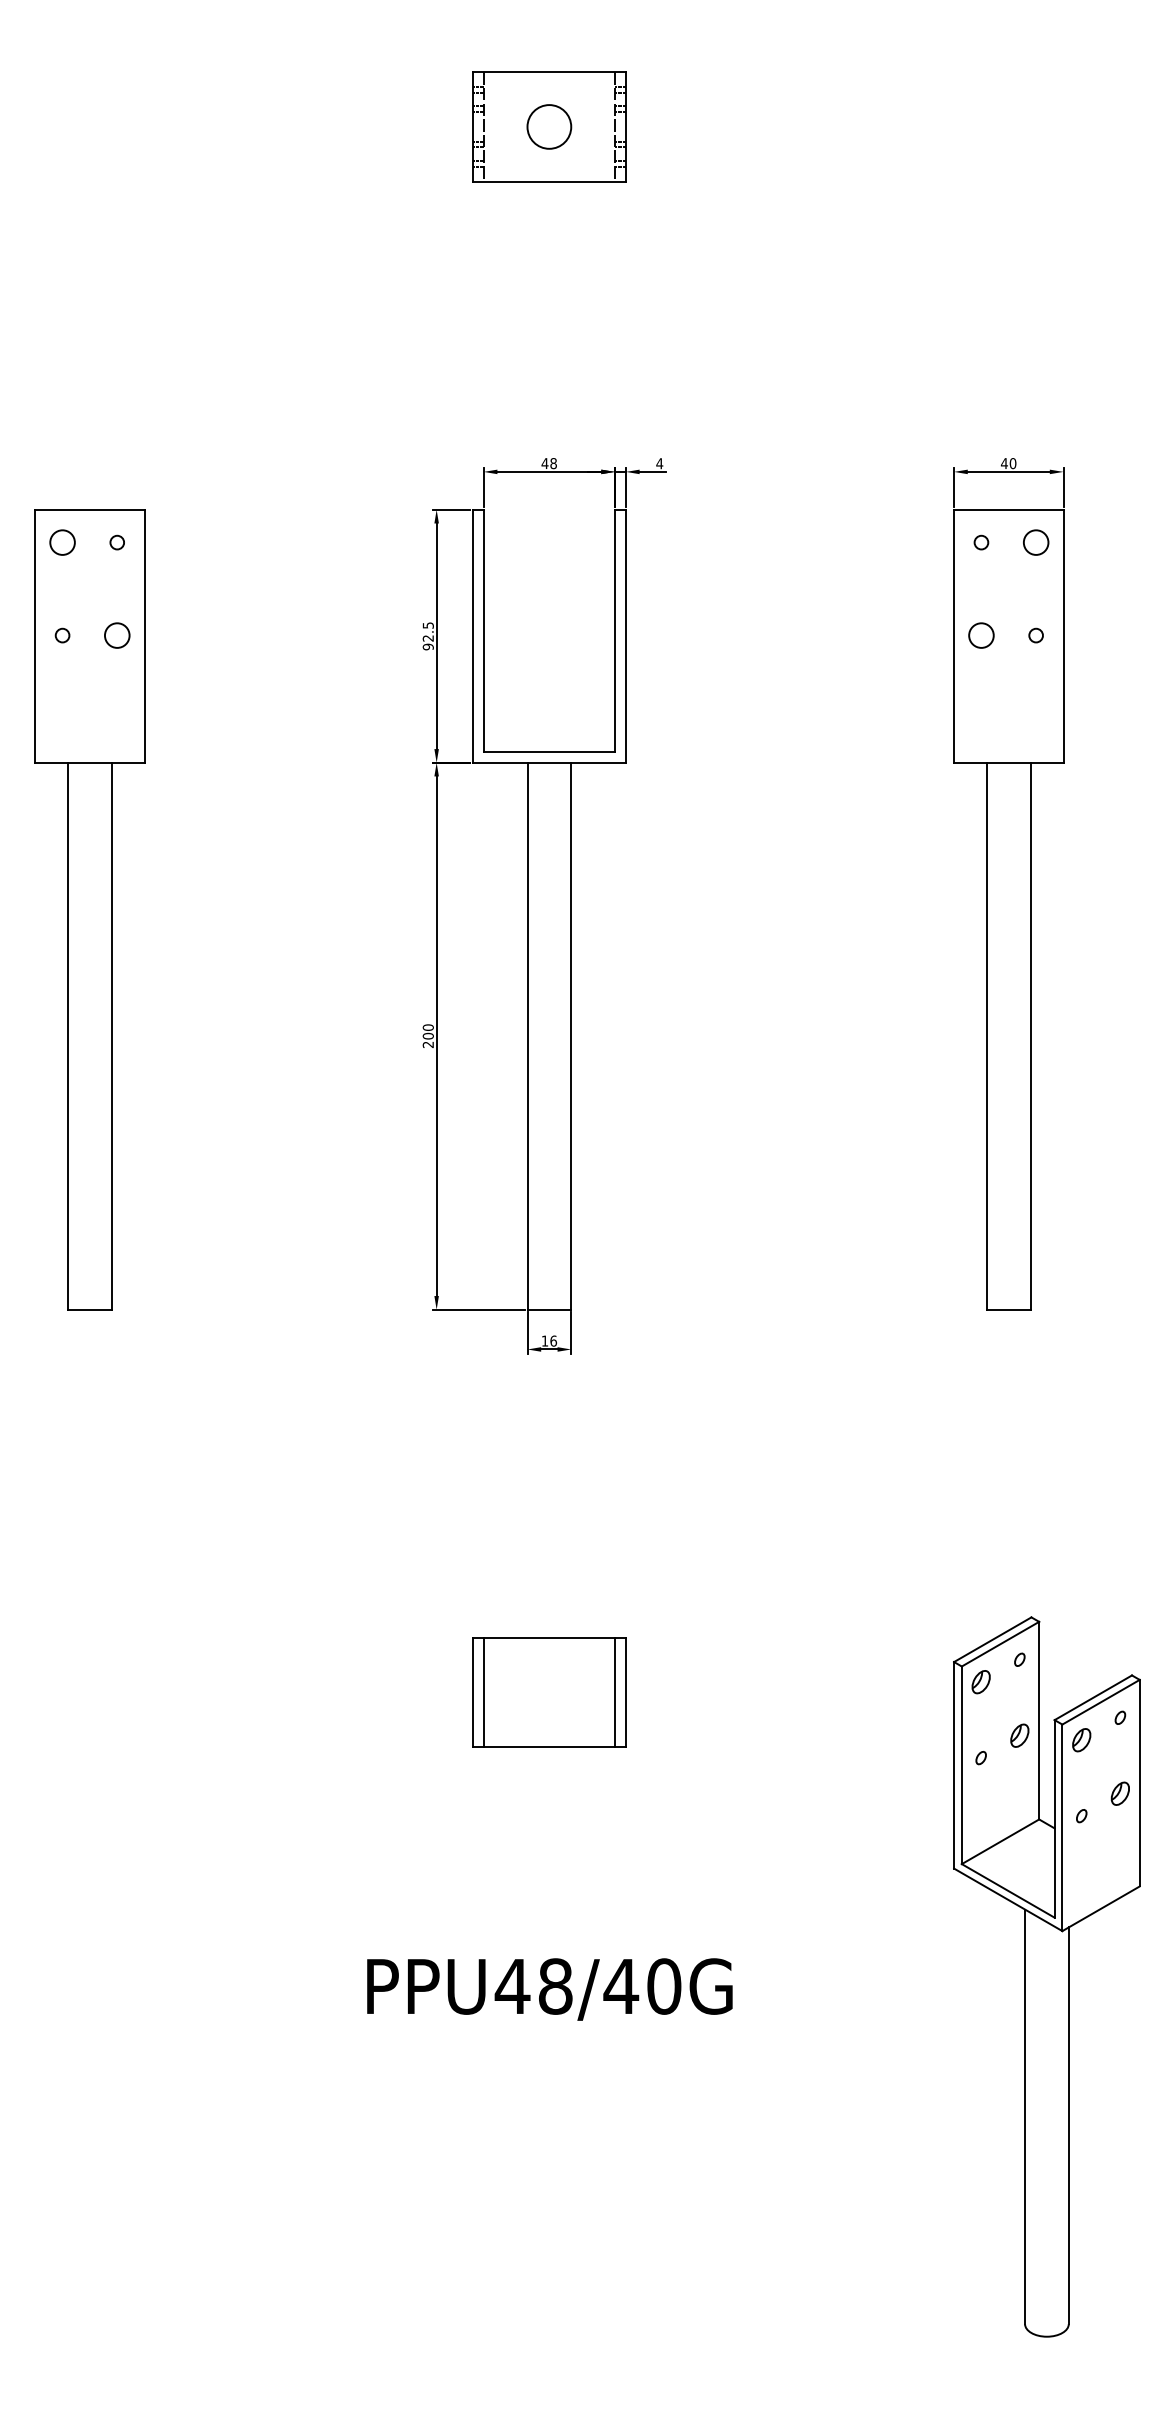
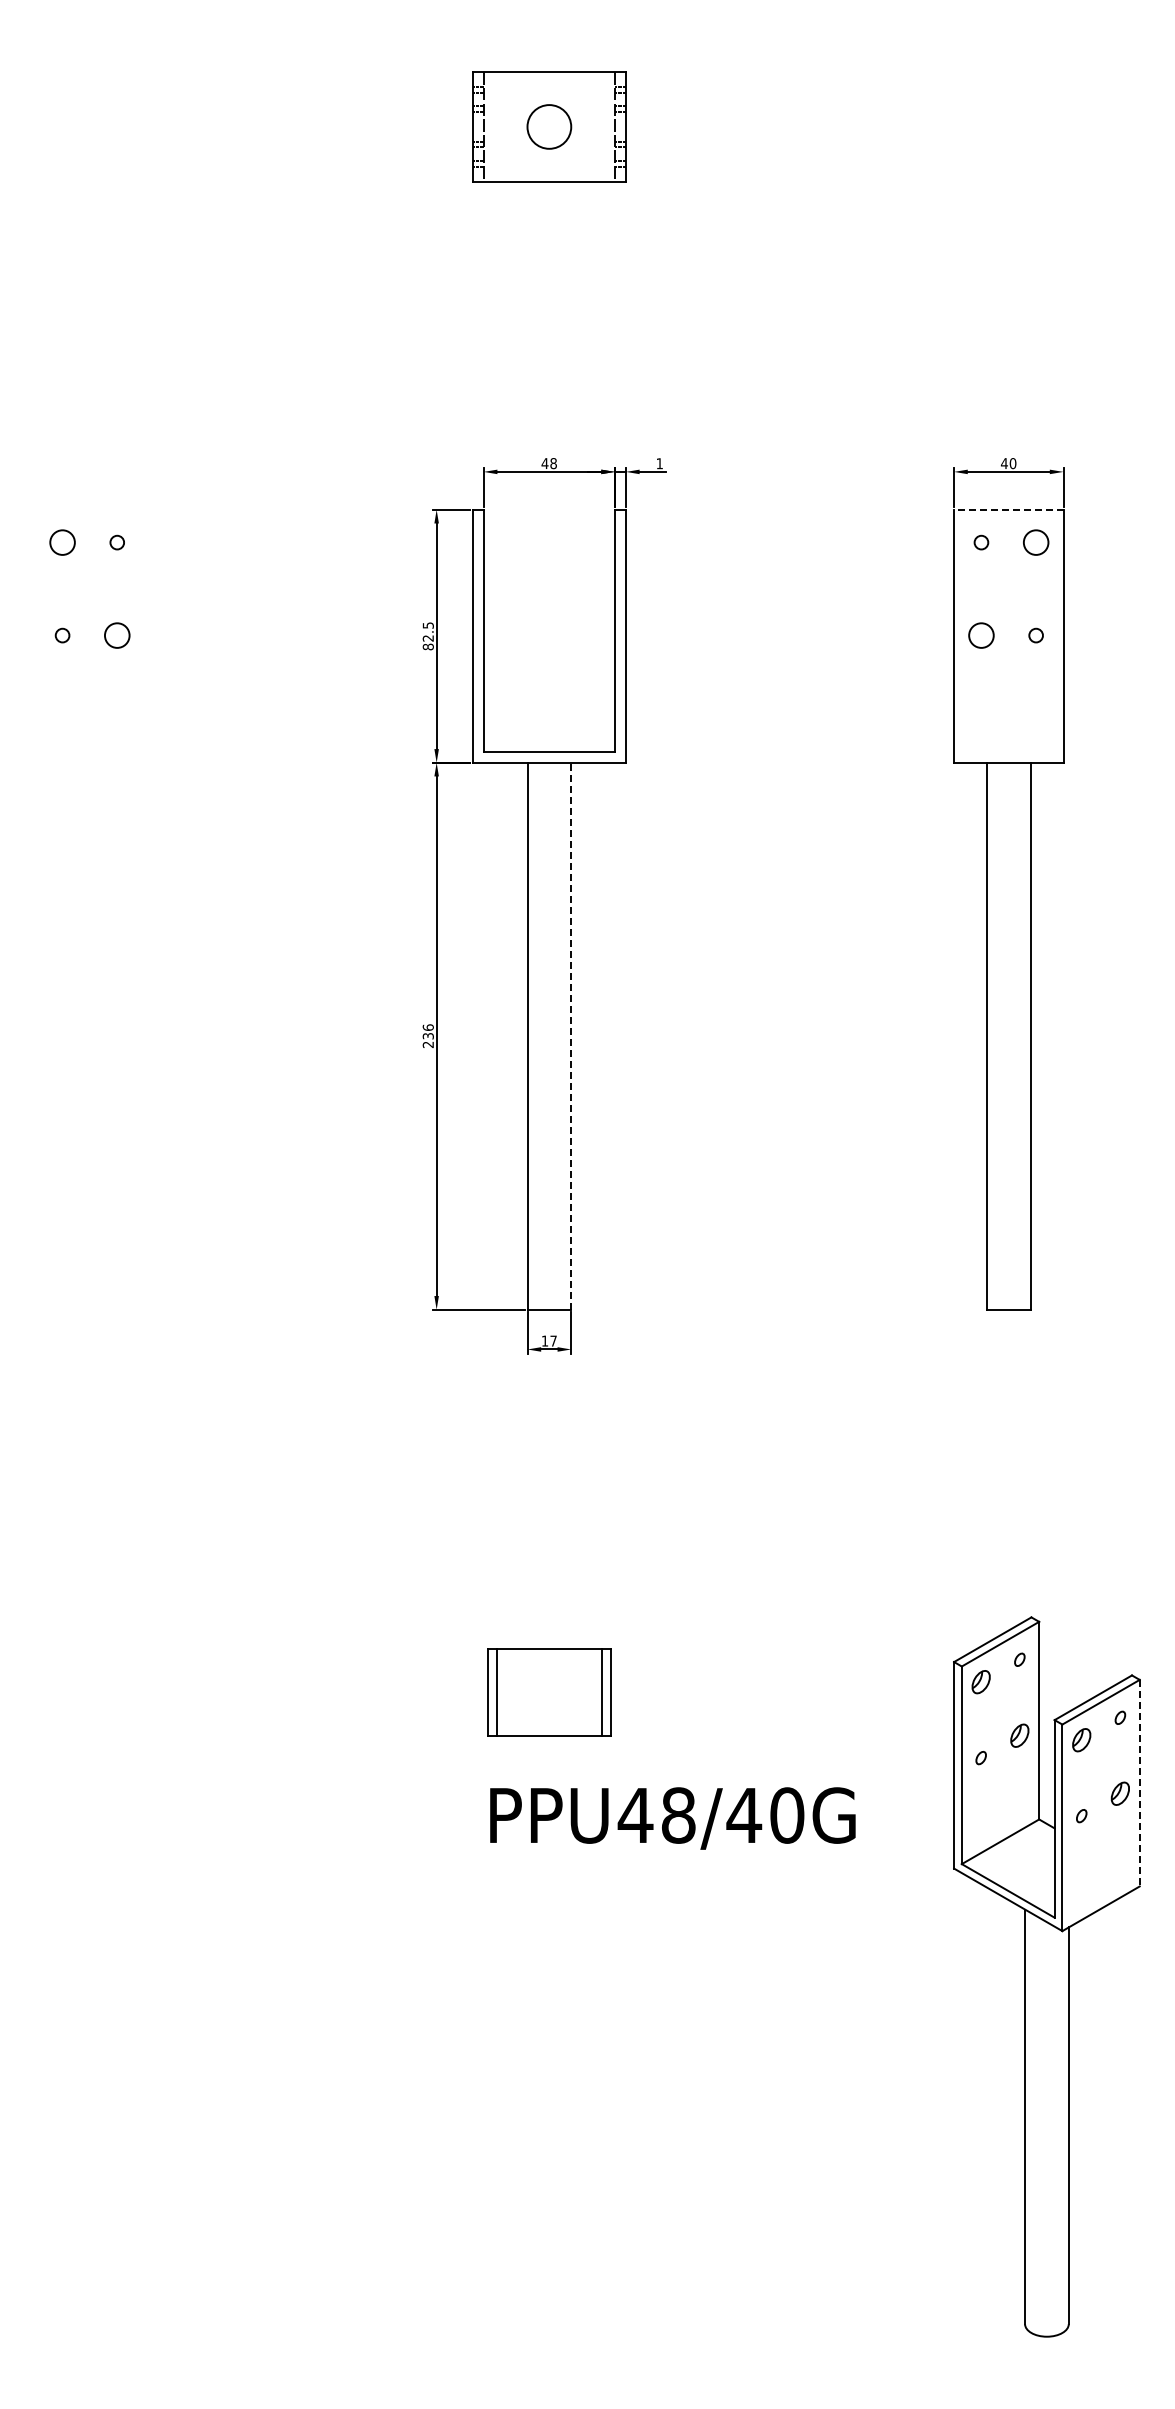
text: 4 -> 1 (659, 463)
line: solid -> dashed (1008, 509)
text: 92.5 -> 82.5 (428, 646)
part: present -> none (89, 909)
text: 200 -> 236 (427, 1031)
line: solid -> dashed (571, 1035)
text: 16 -> 17 (553, 1340)
part size: 155x111 px -> 125x89 px (549, 1692)
line: solid -> dashed (1139, 1783)
text position: (549, 1989) -> (672, 1818) (672, 1818)
